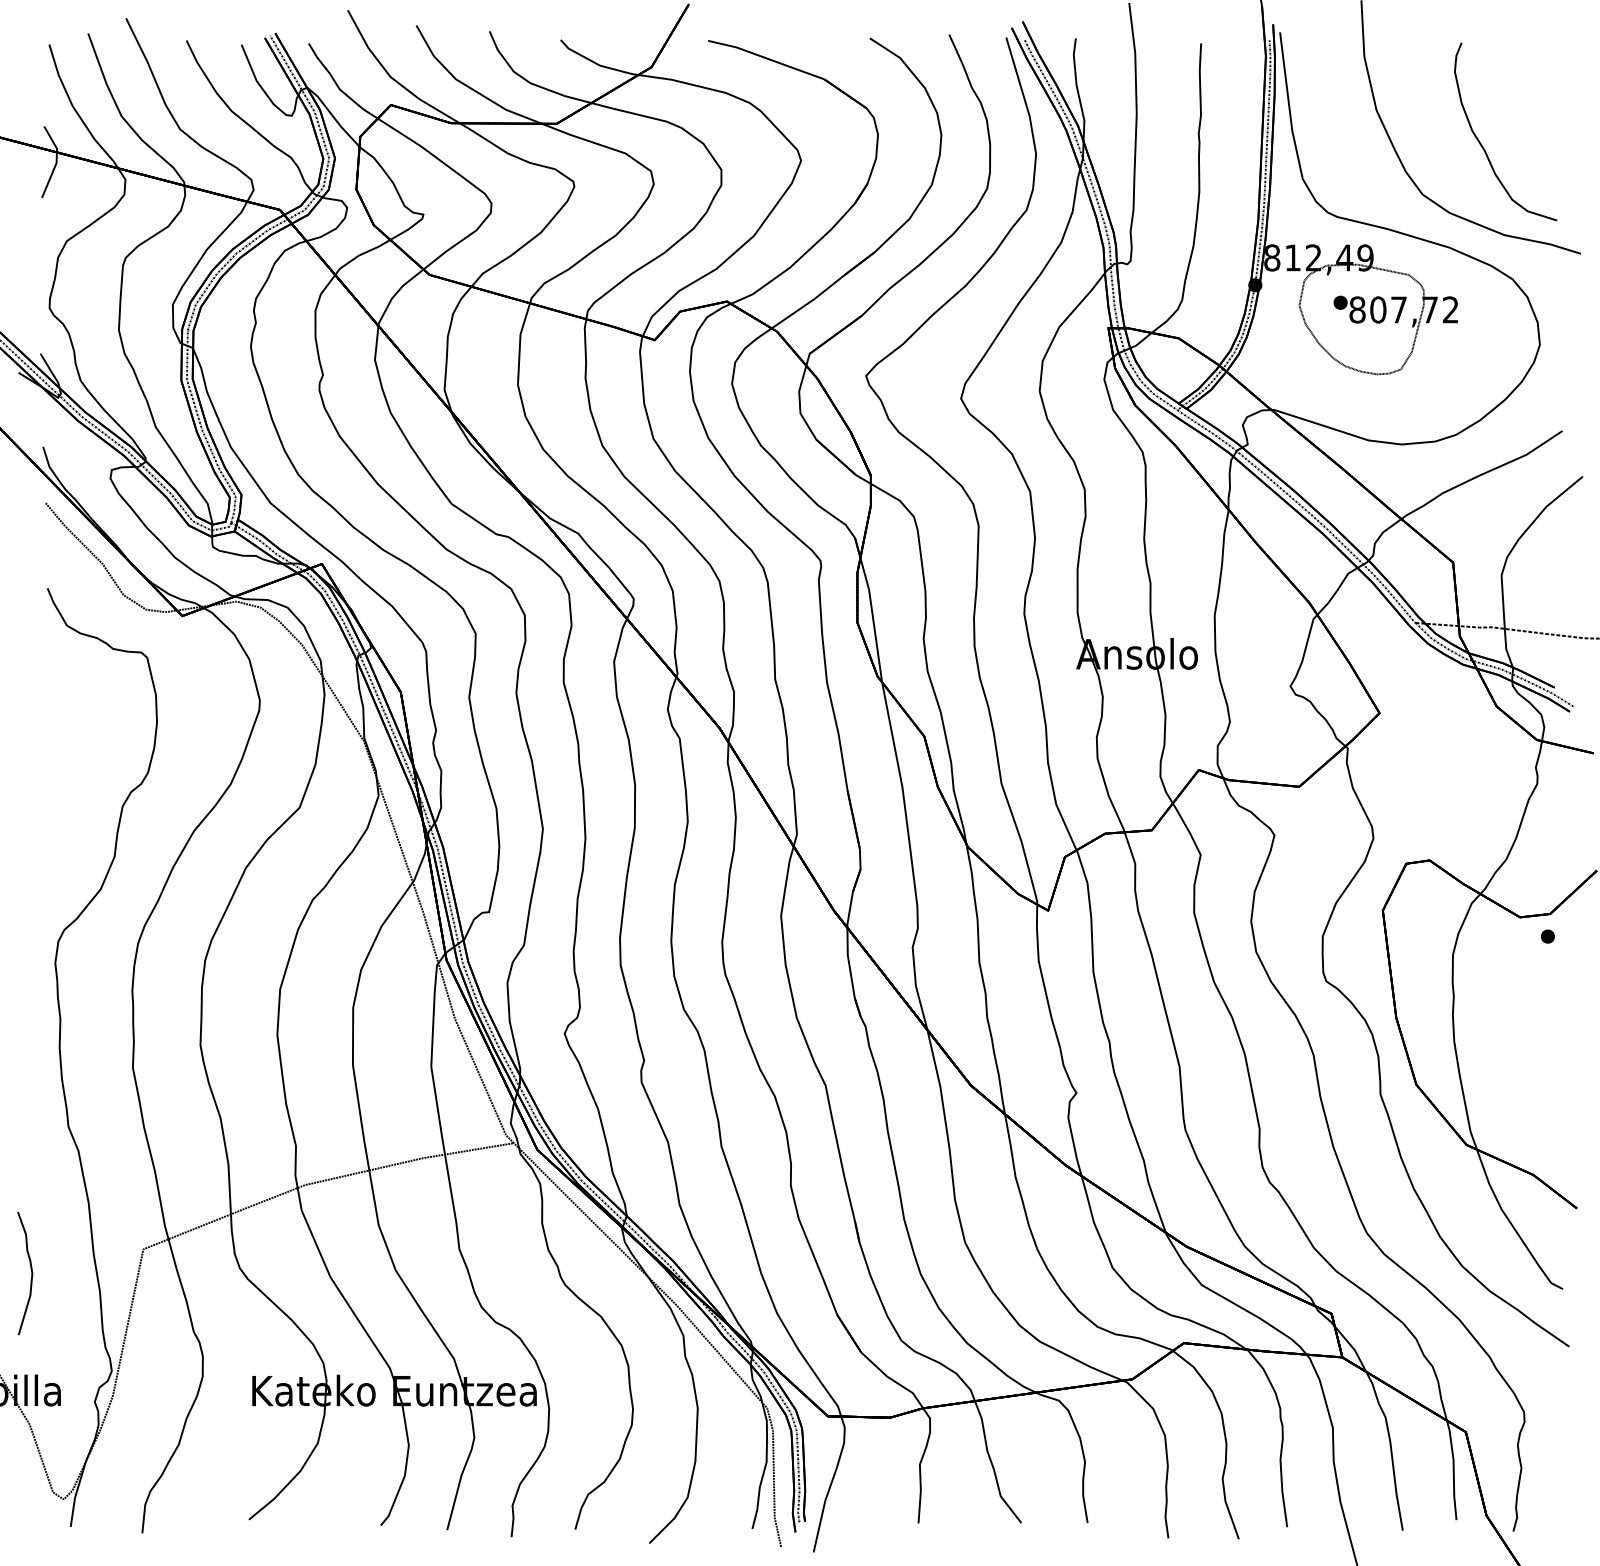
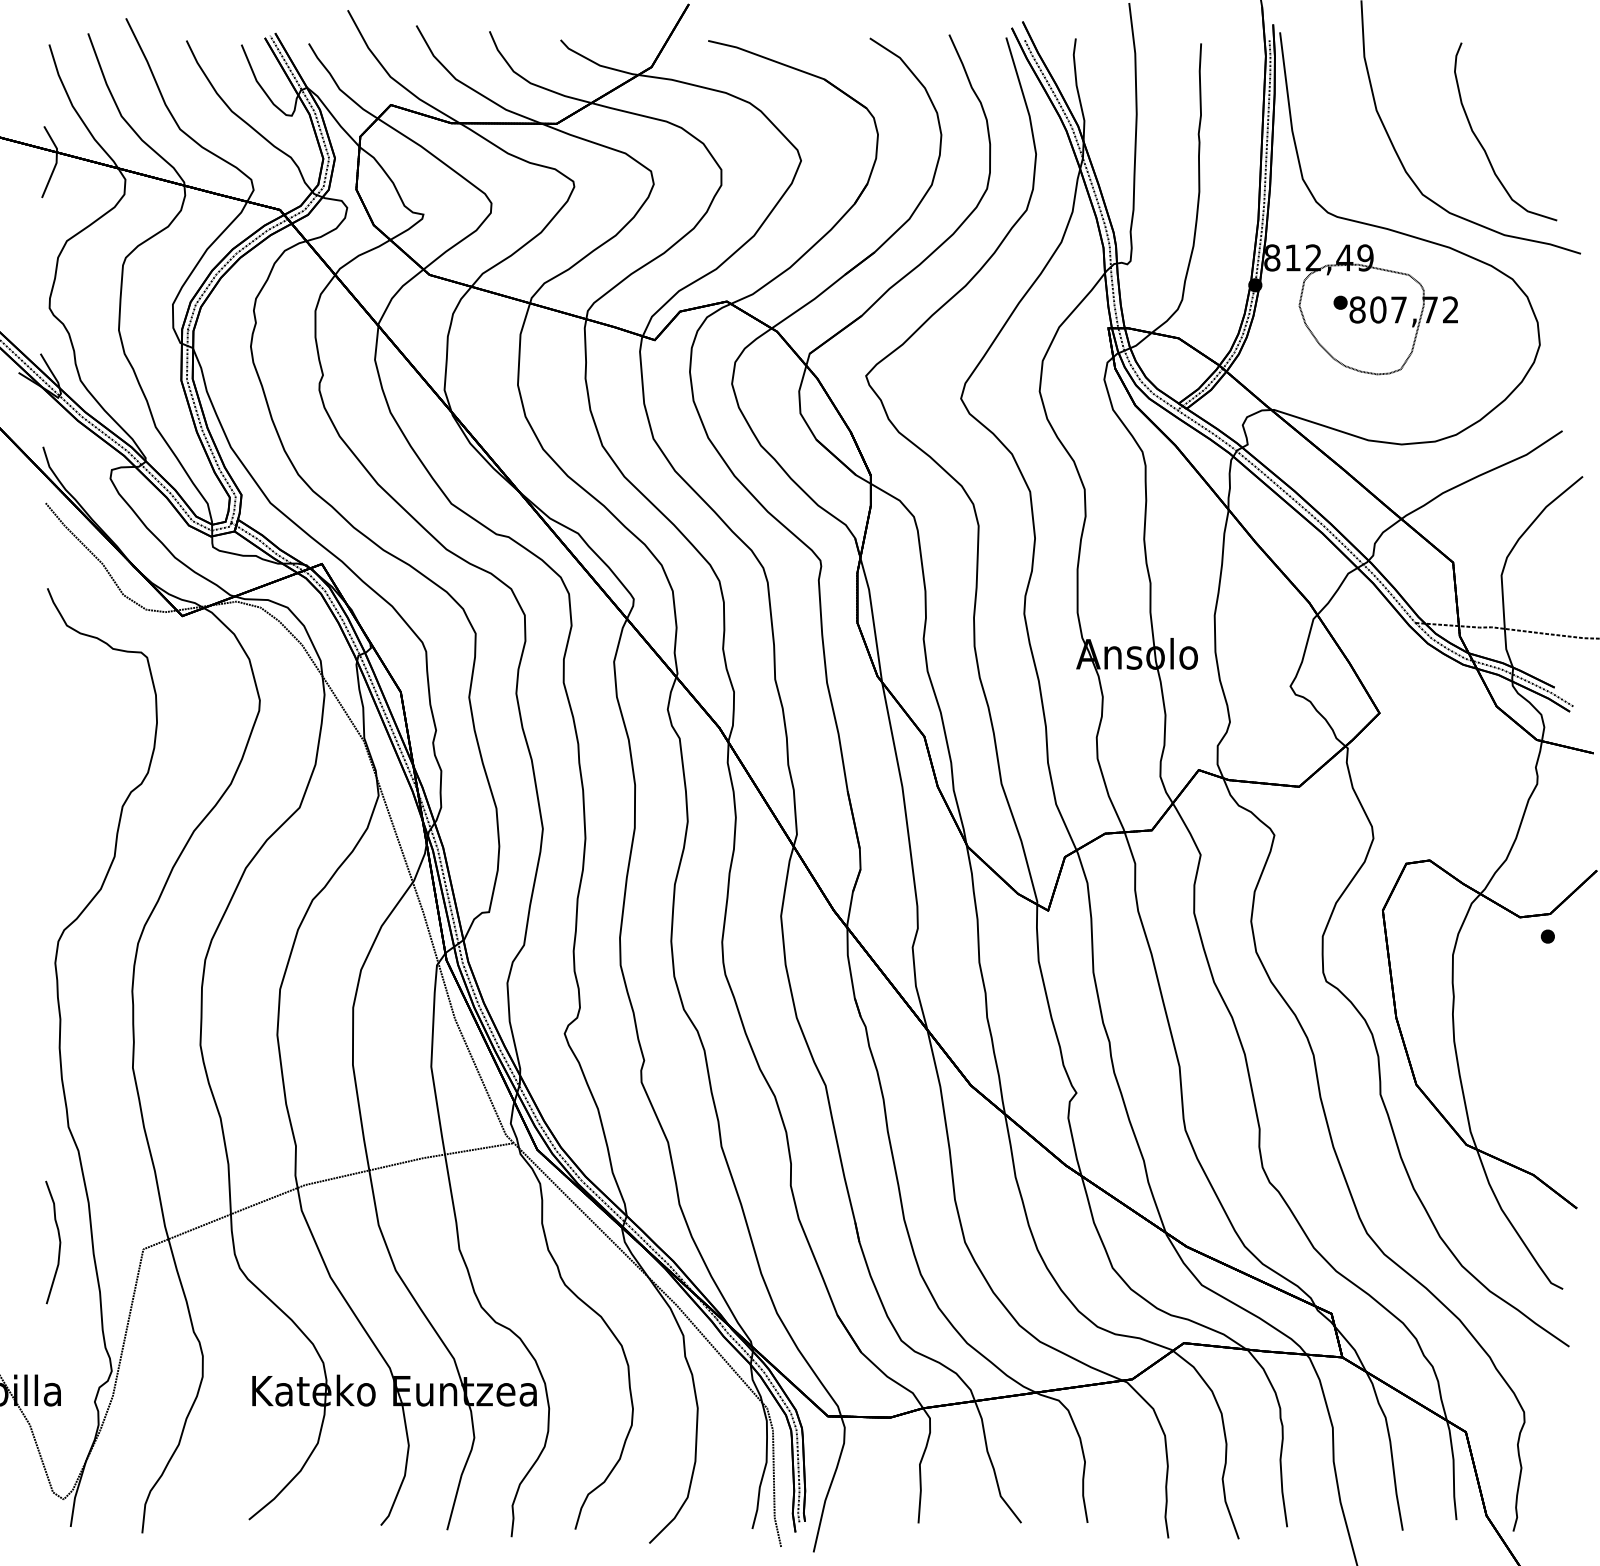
part position: (25, 1273) -> (53, 1242) (53, 1242)
